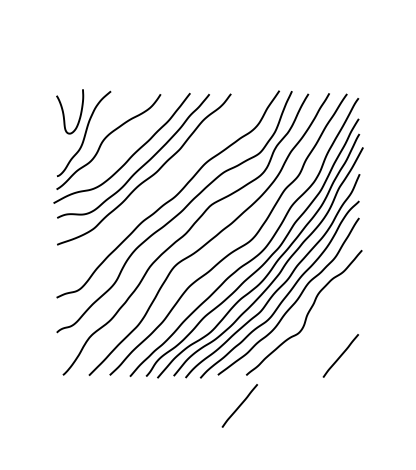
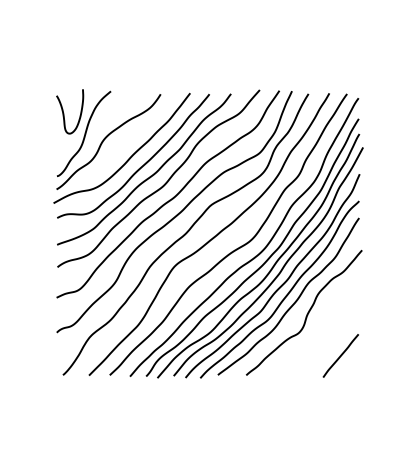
curve: none -> present (164, 183)
line: present -> none (239, 405)
